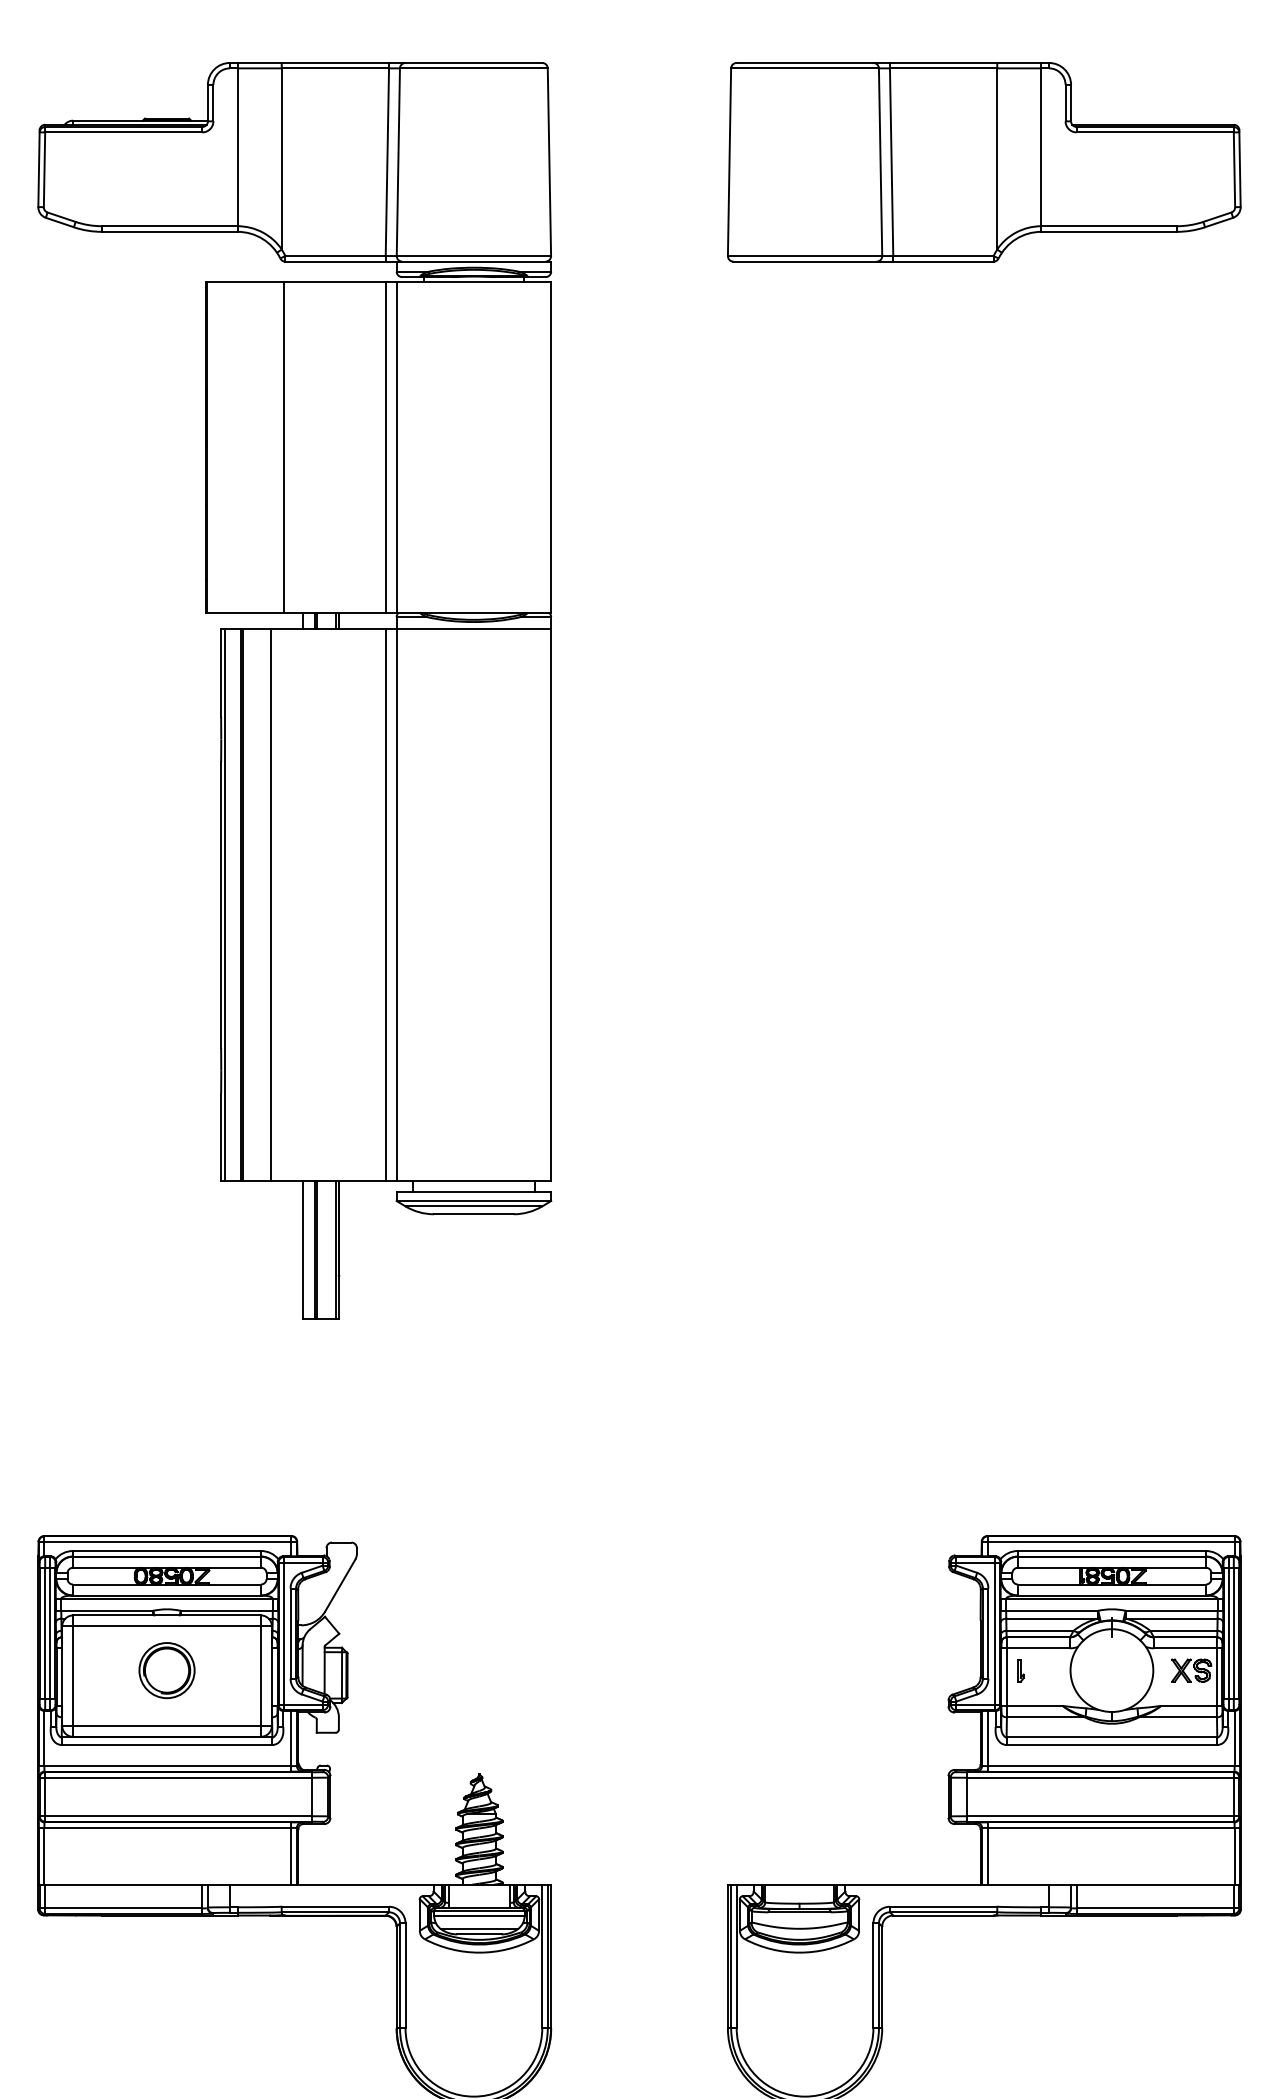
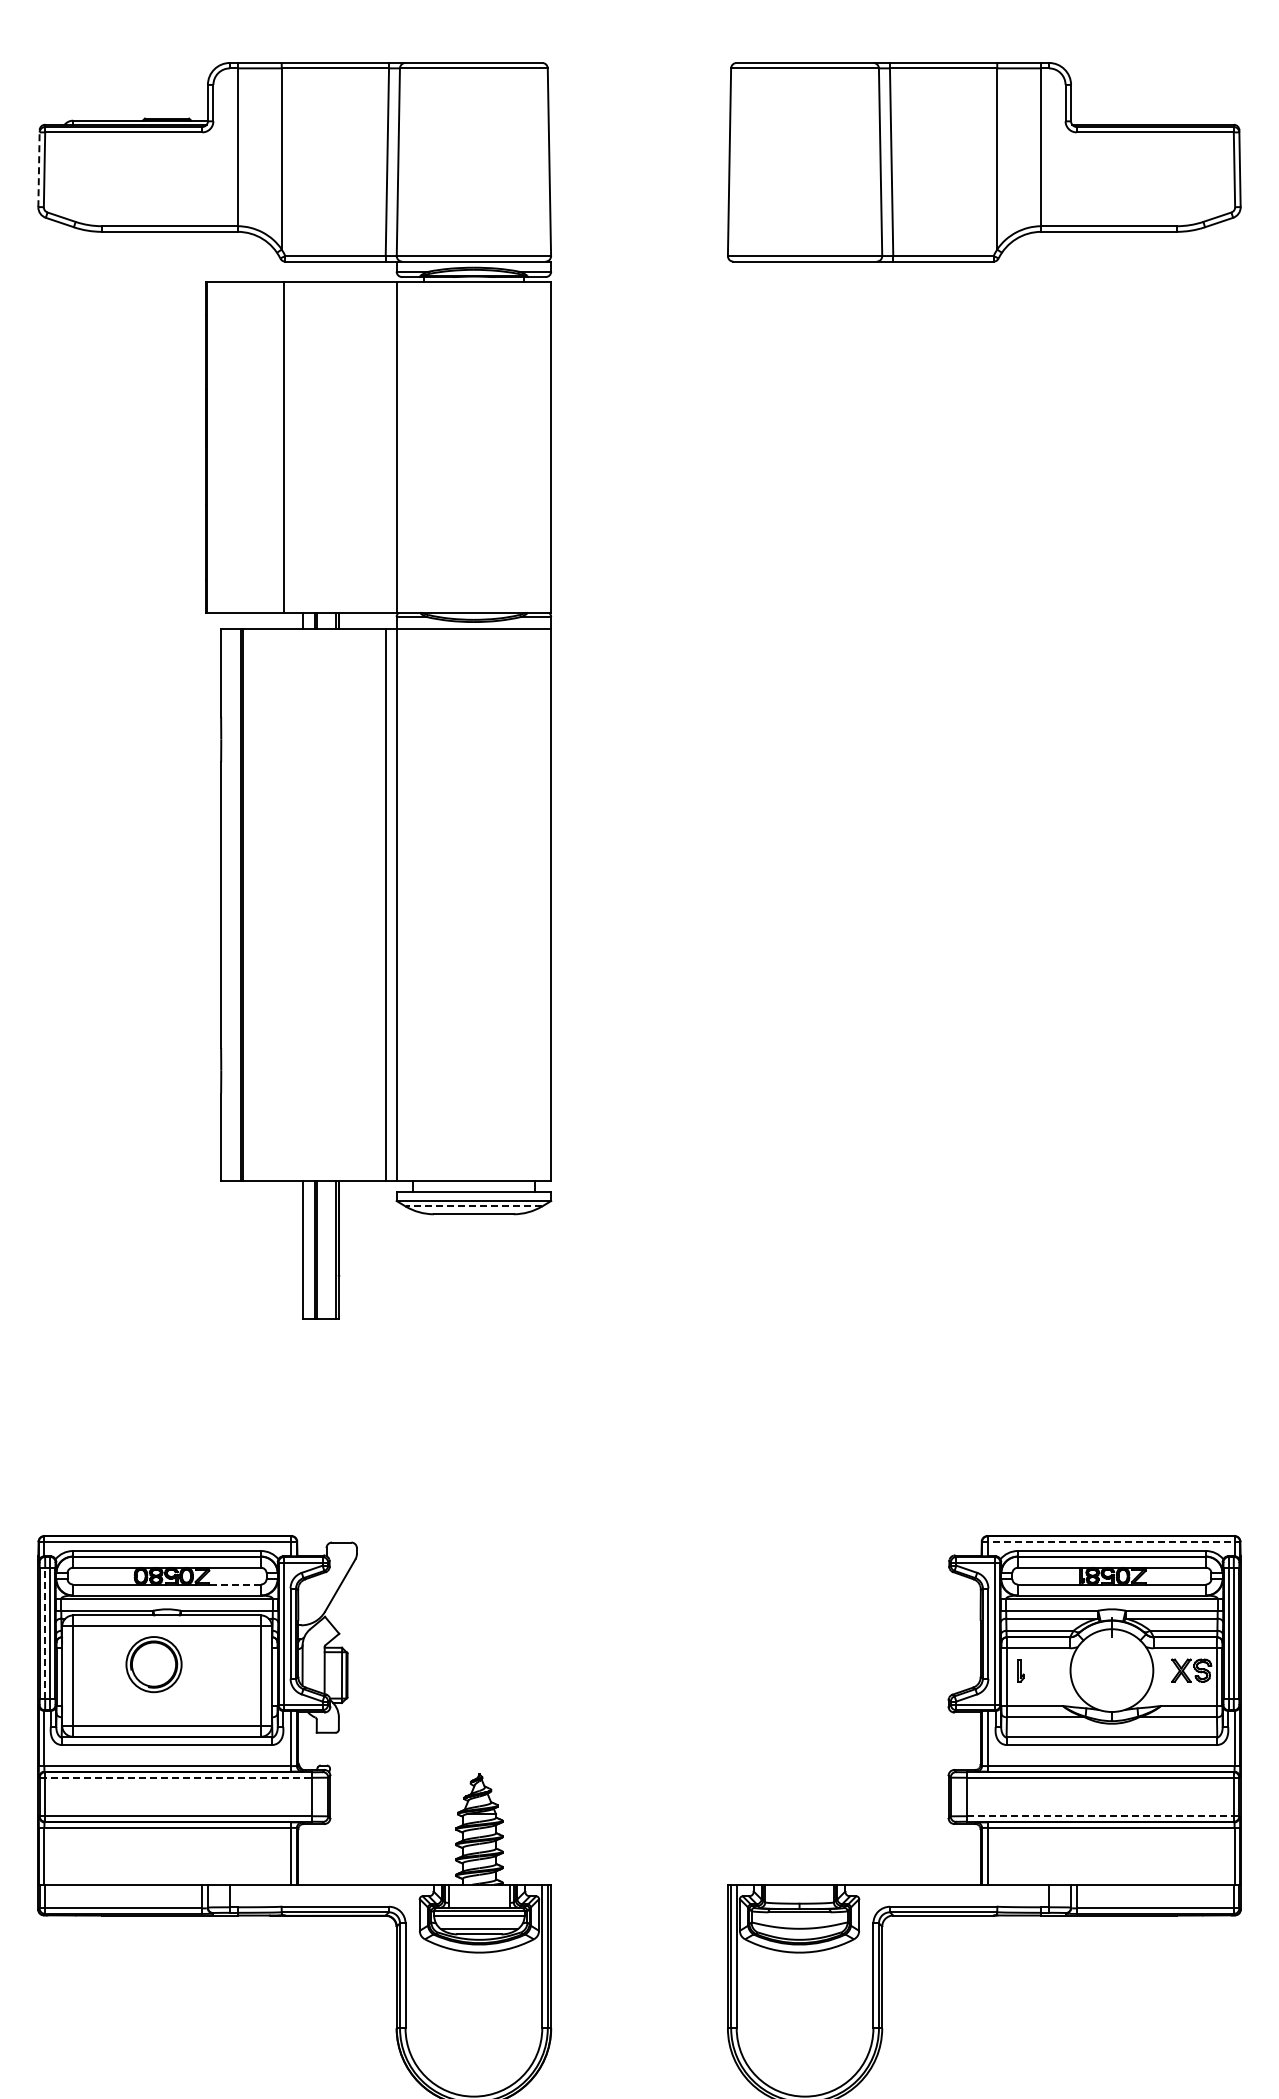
line: solid -> dashed (39, 168)
line: present -> none (385, 446)
line: present -> none (225, 905)
line: present -> none (270, 905)
line: solid -> dashed (473, 1206)
line: solid -> dashed (1111, 1541)
line: solid -> dashed (235, 1584)
line: solid -> dashed (45, 1633)
part position: (166, 1670) -> (153, 1664) (153, 1664)
line: solid -> dashed (176, 1777)
line: solid -> dashed (1103, 1816)
